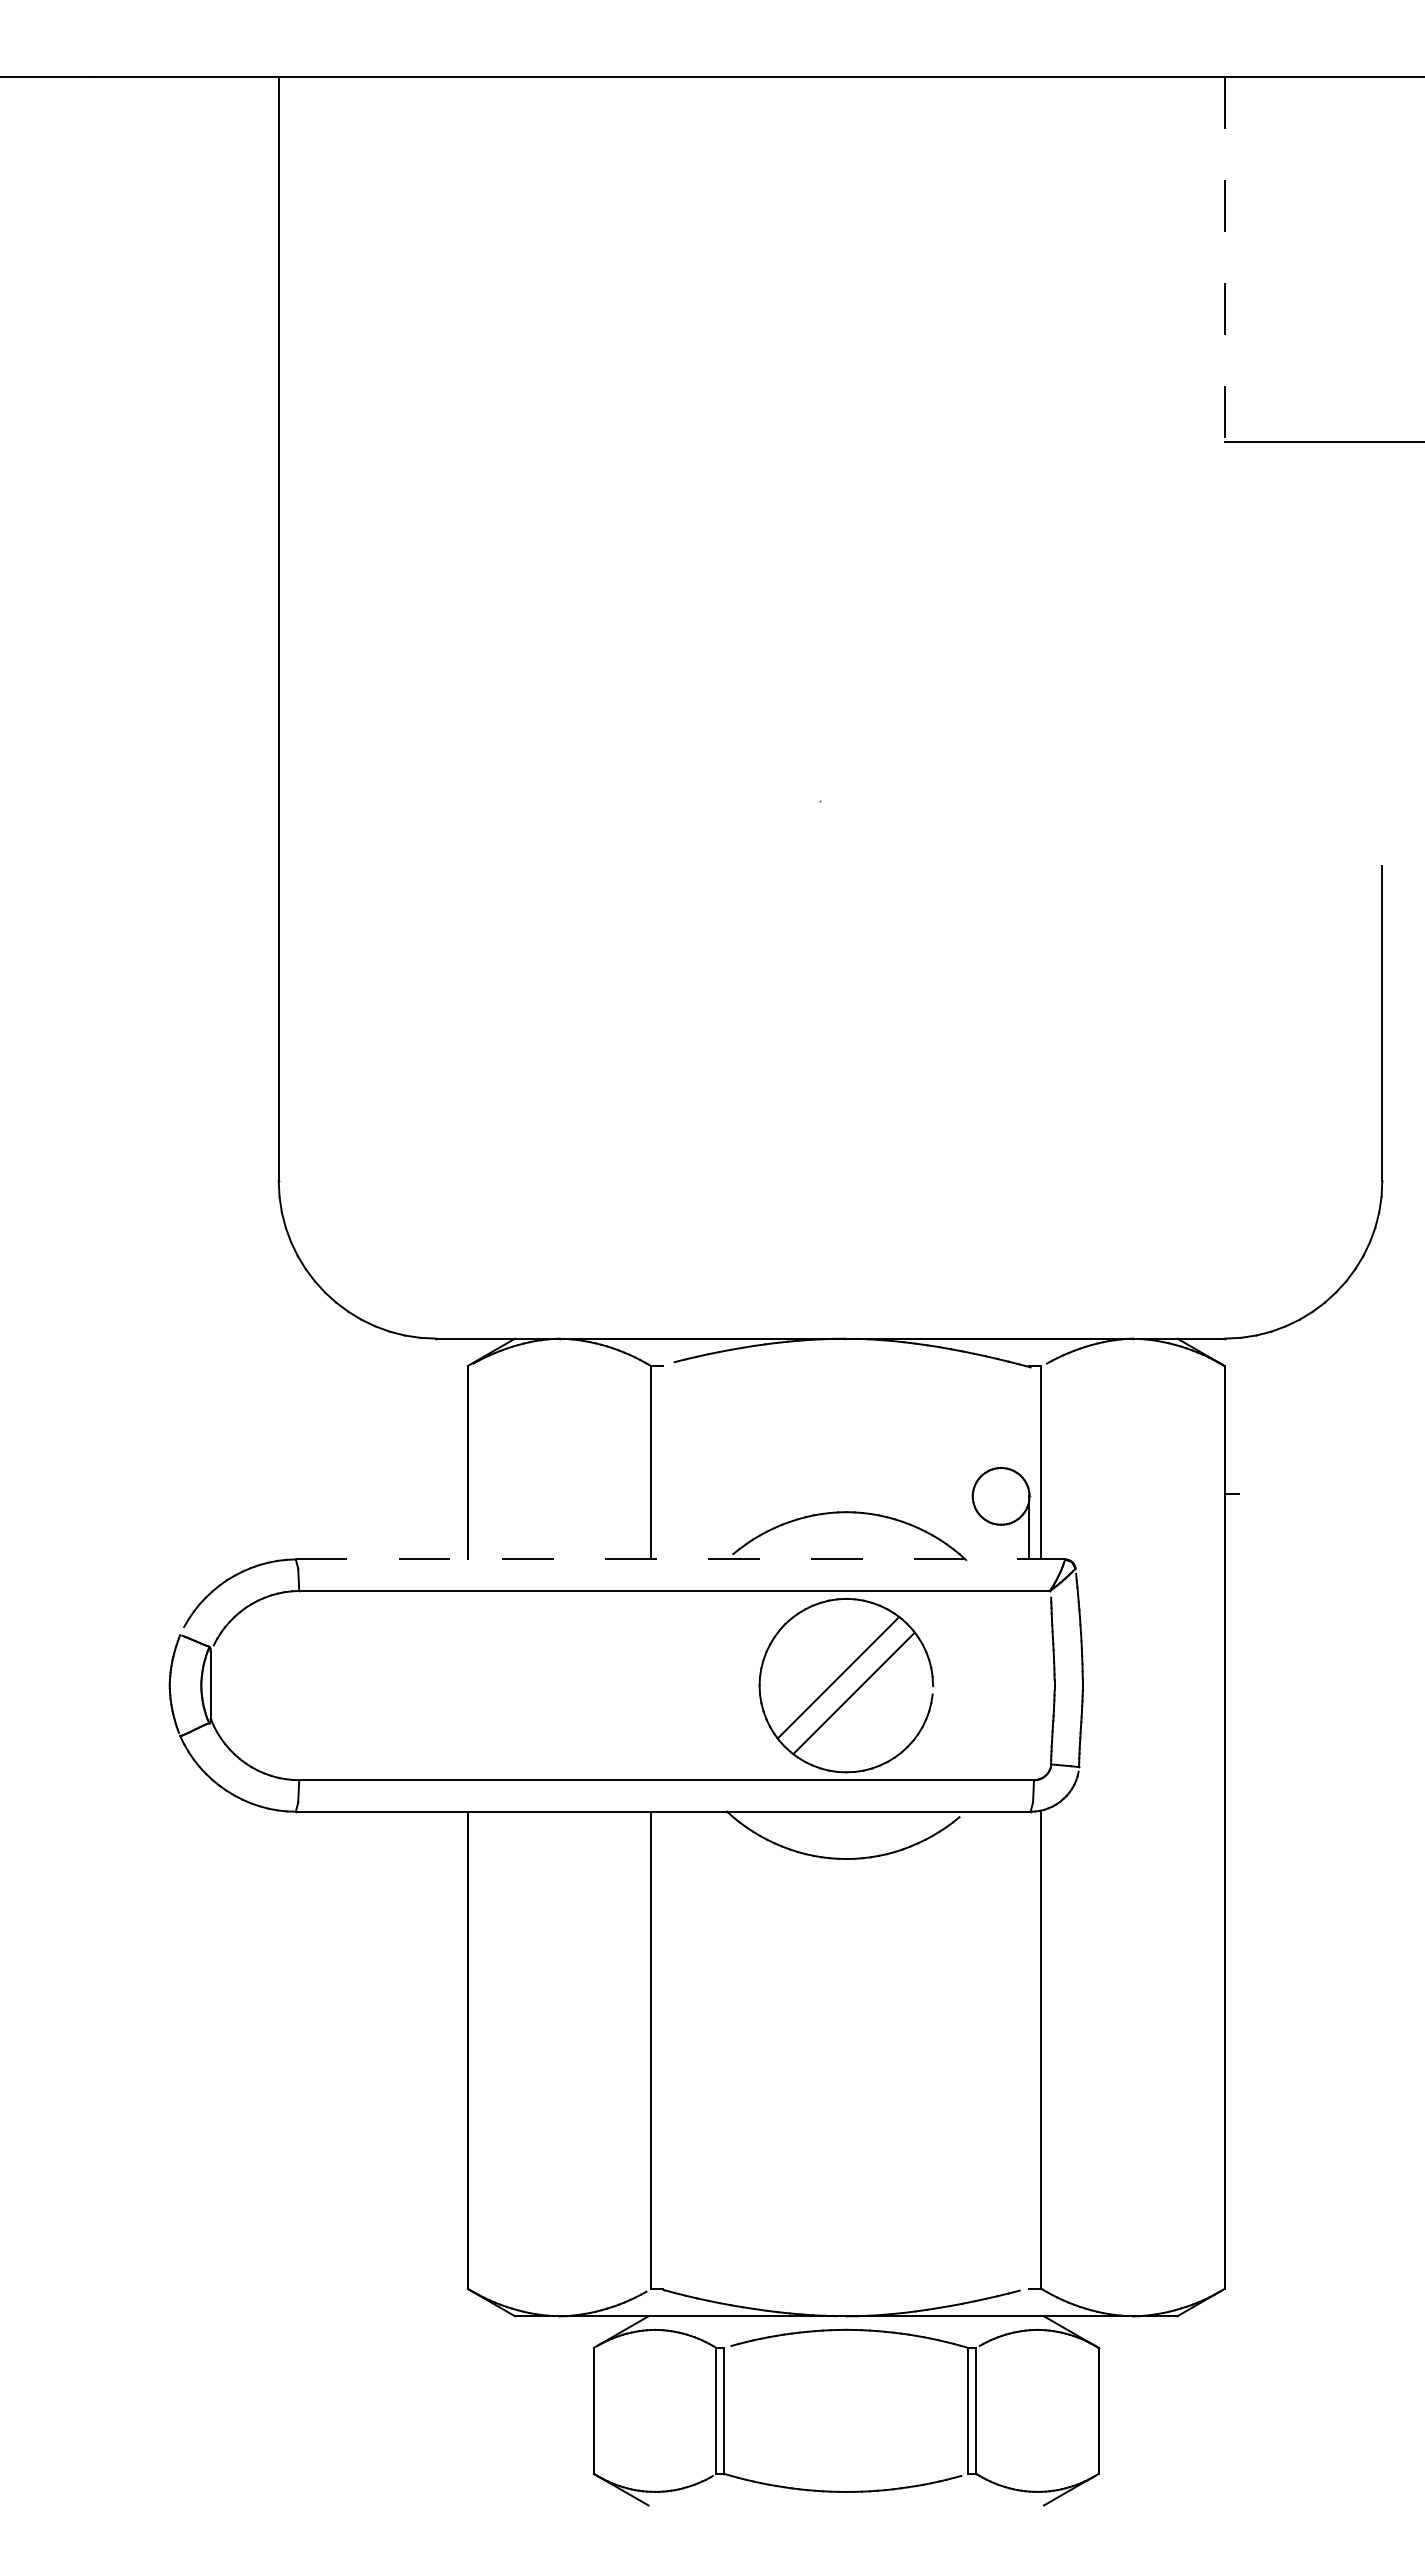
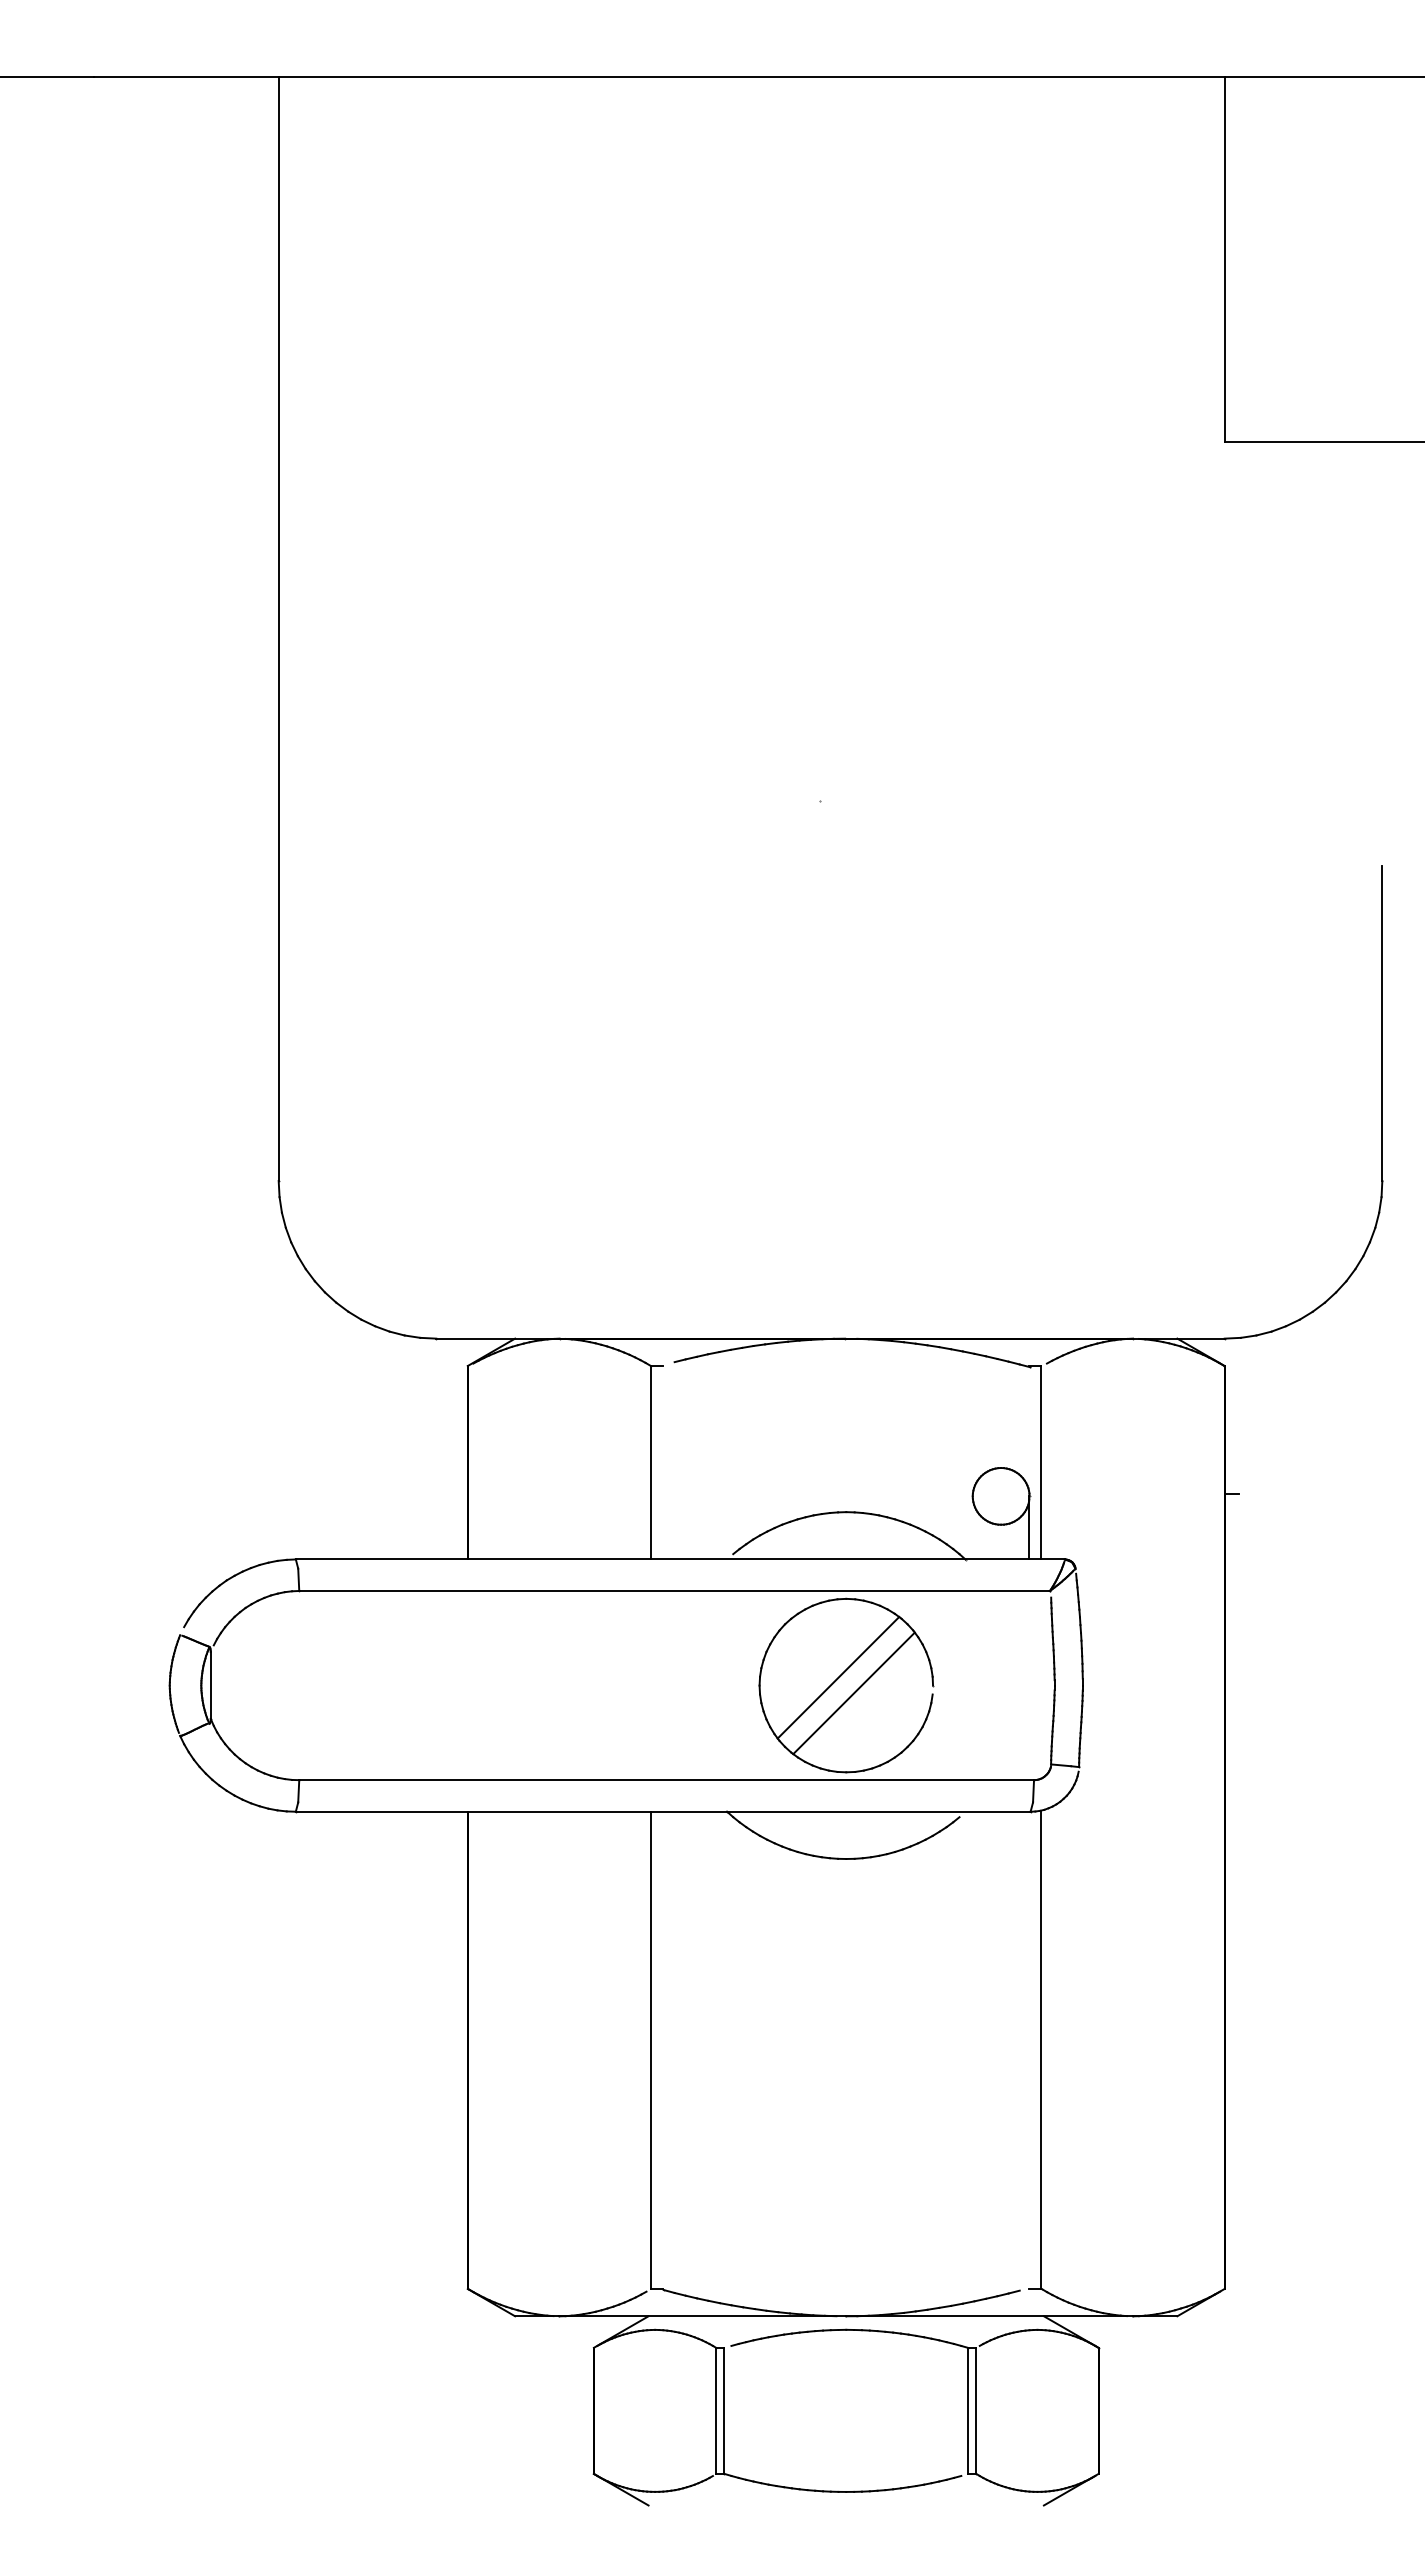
line: dashed -> solid (1224, 259)
line: dashed -> solid (680, 1559)
